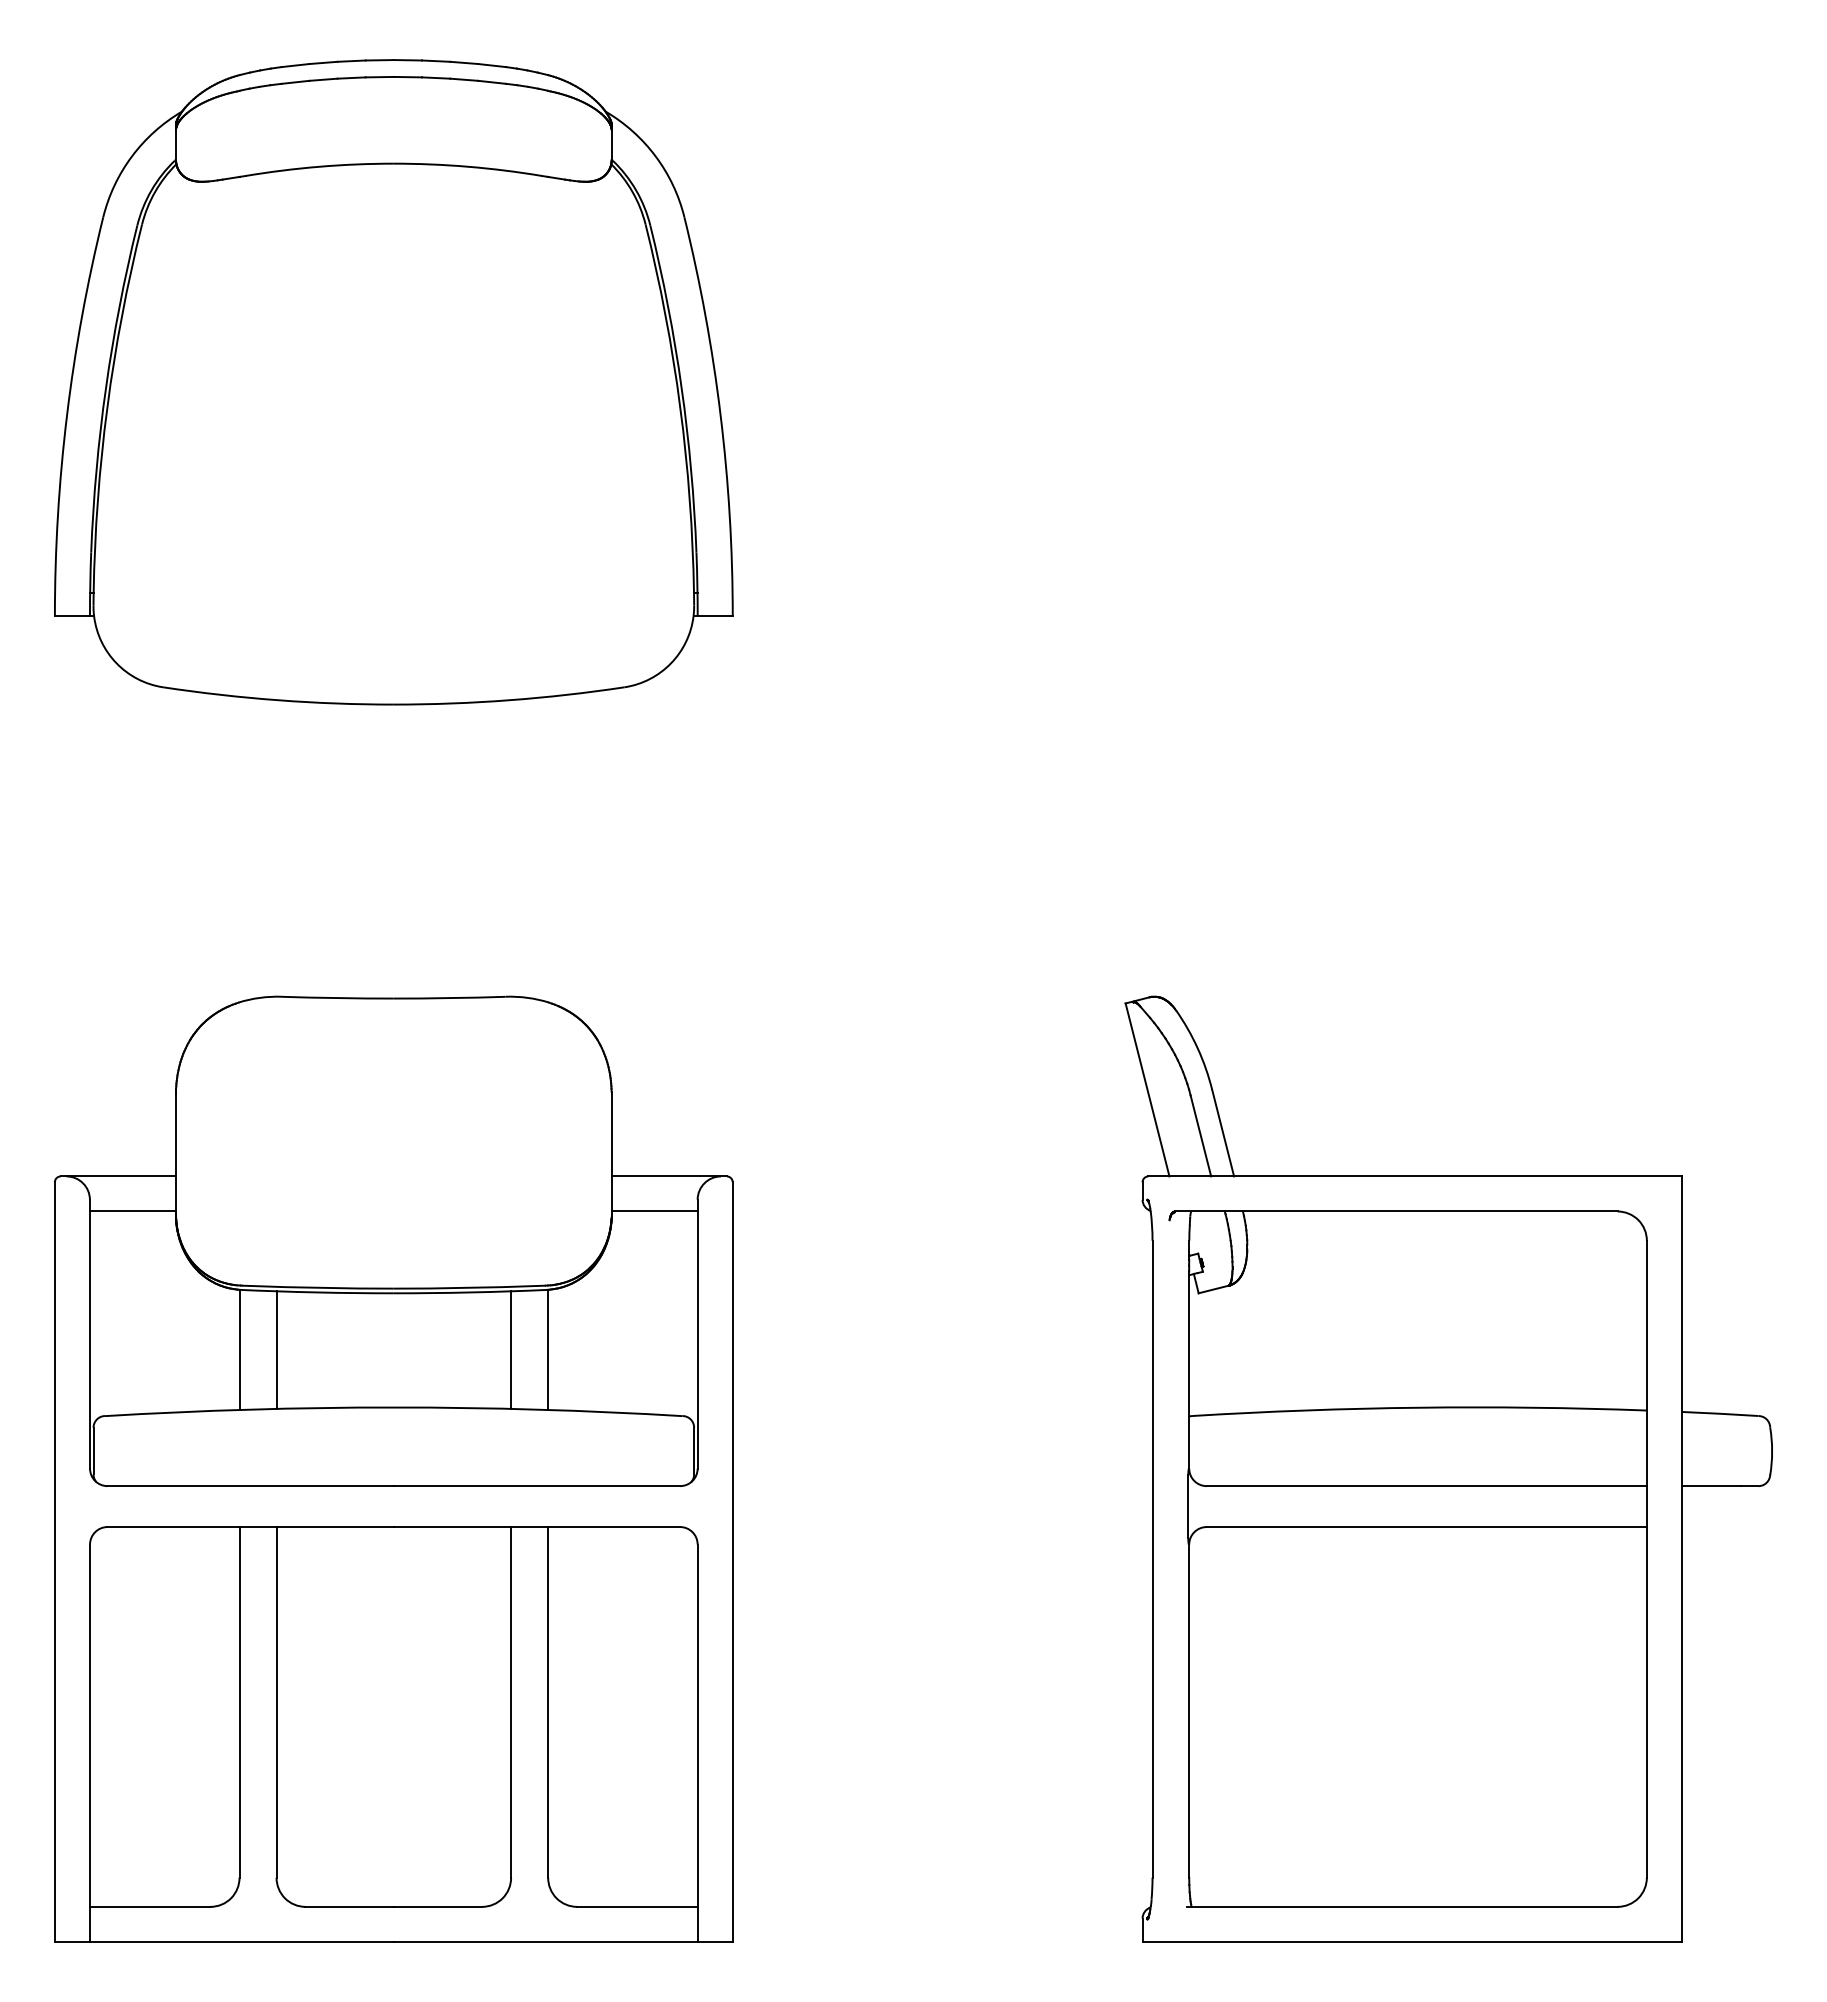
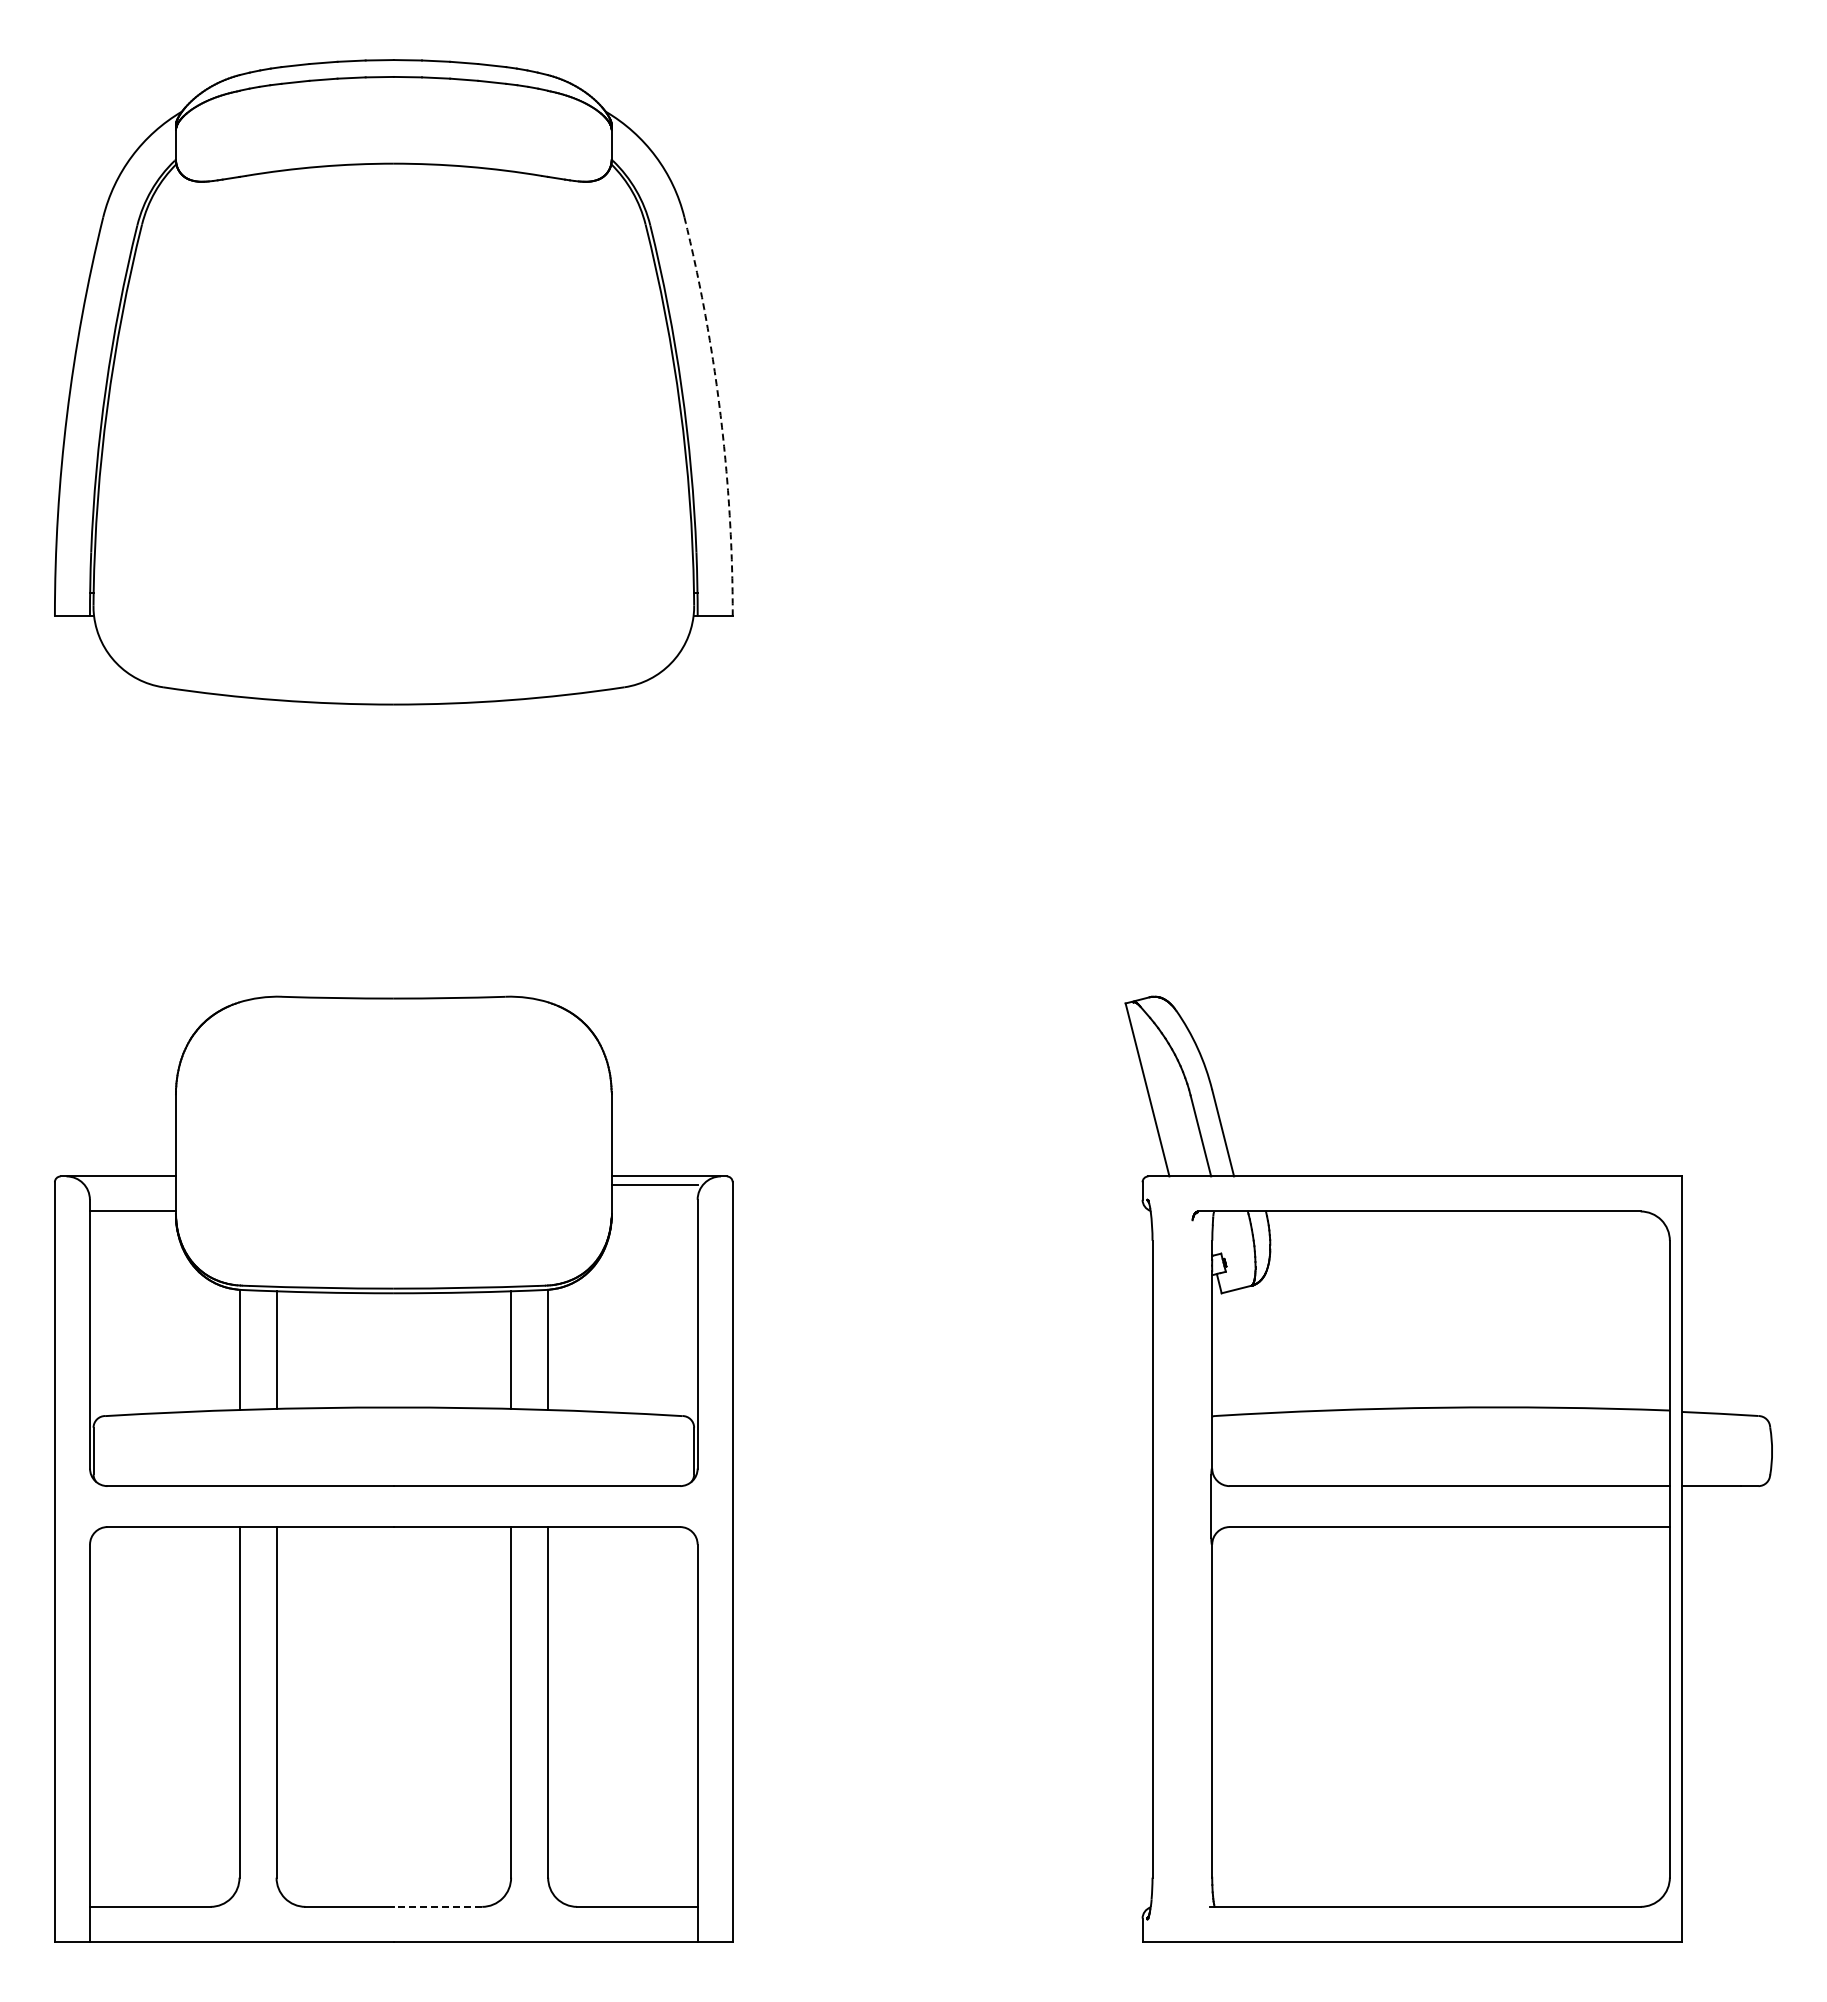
arc: solid -> dashed (720, 415)
line position: (654, 1211) -> (654, 1185) (654, 1185)
part position: (1407, 1558) -> (1430, 1558) (1430, 1558)
line: solid -> dashed (437, 1906)
